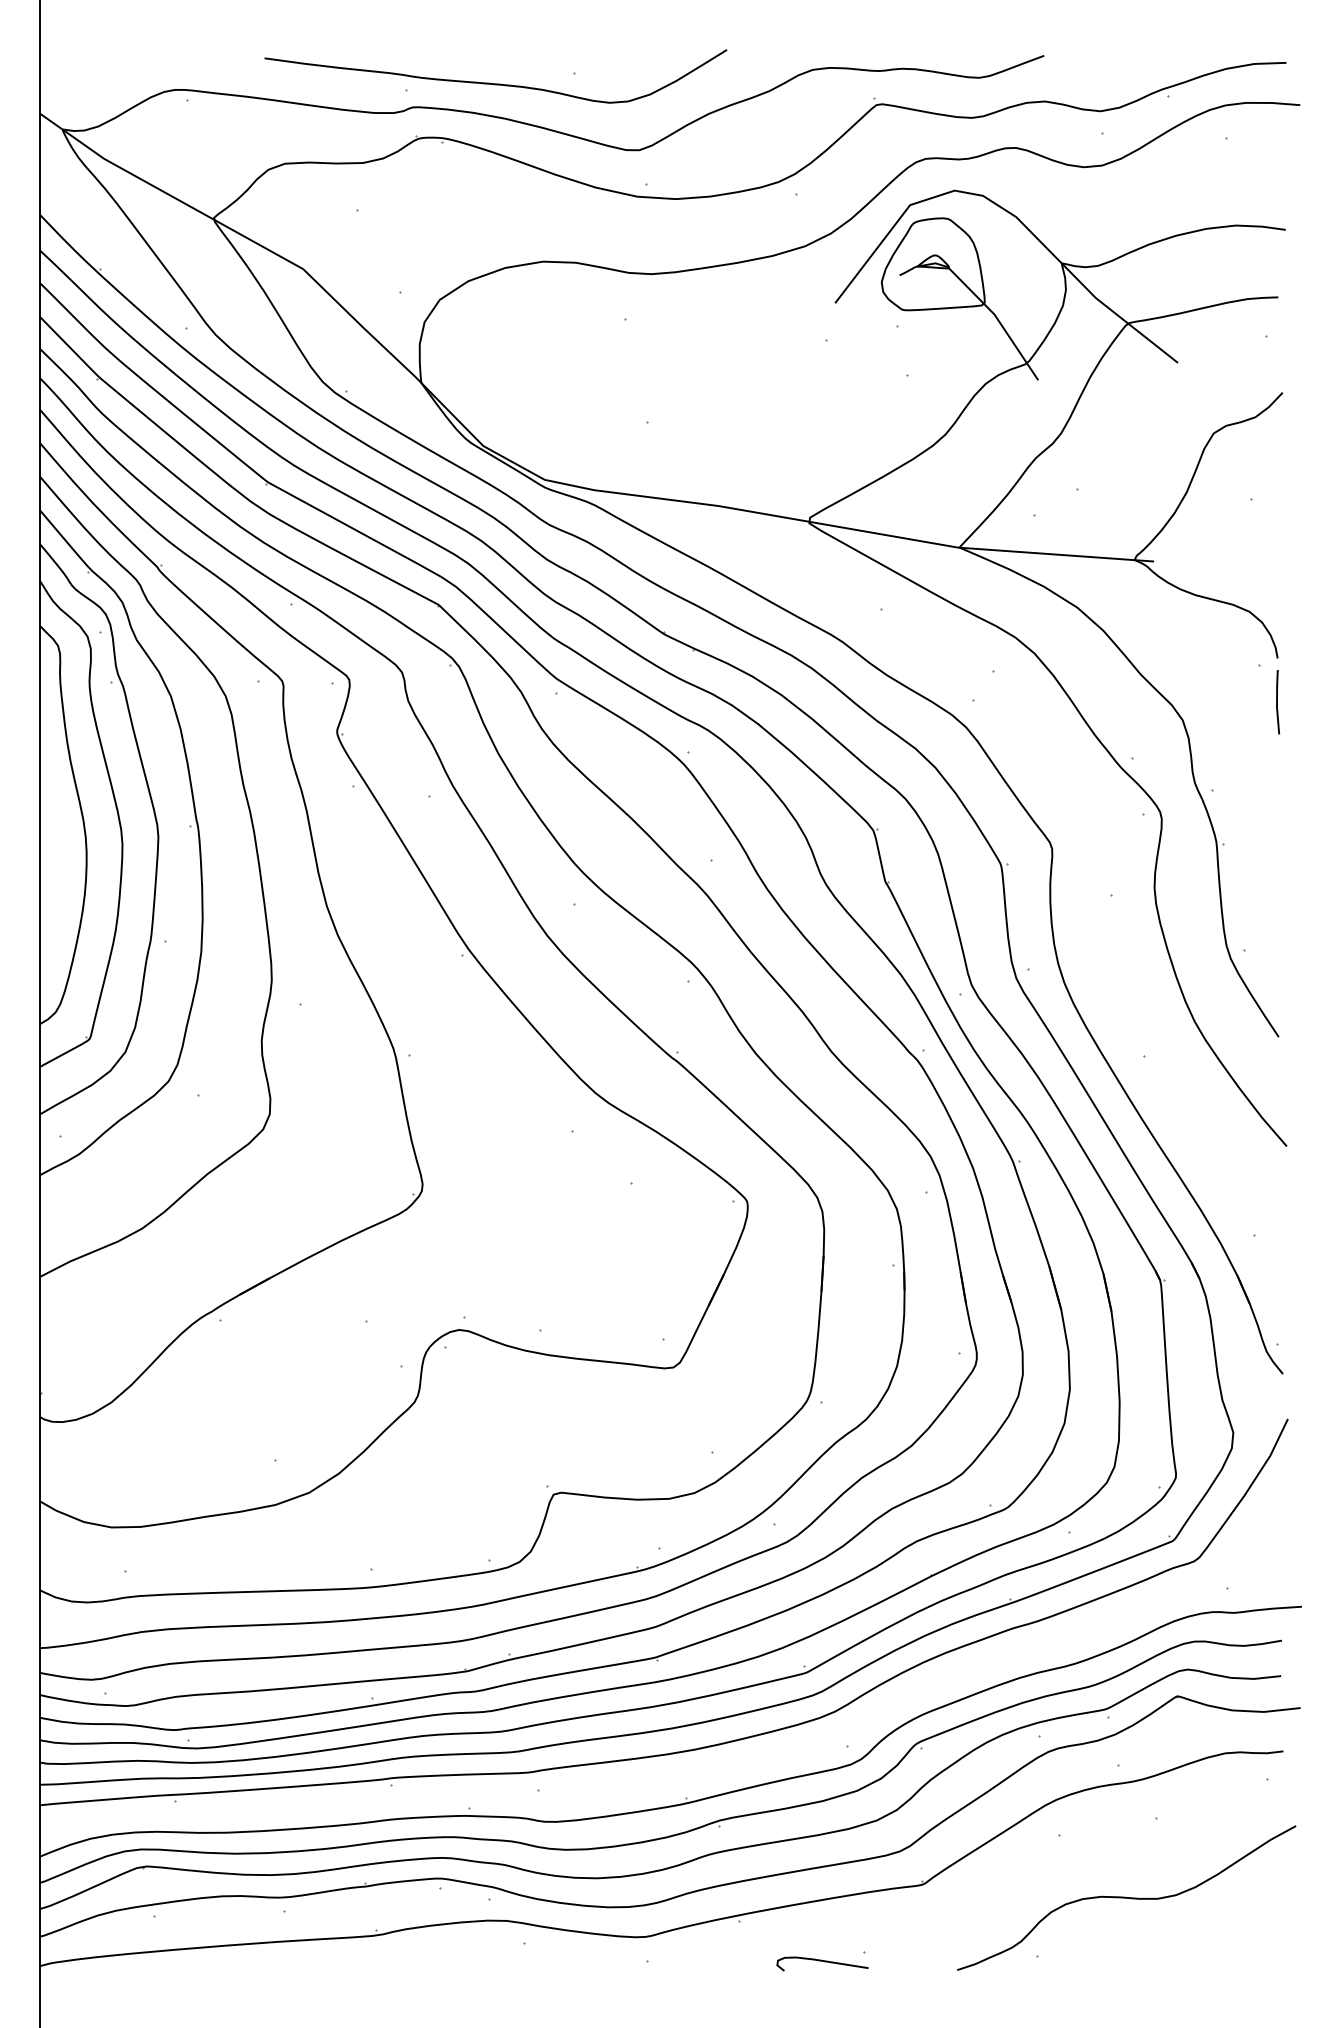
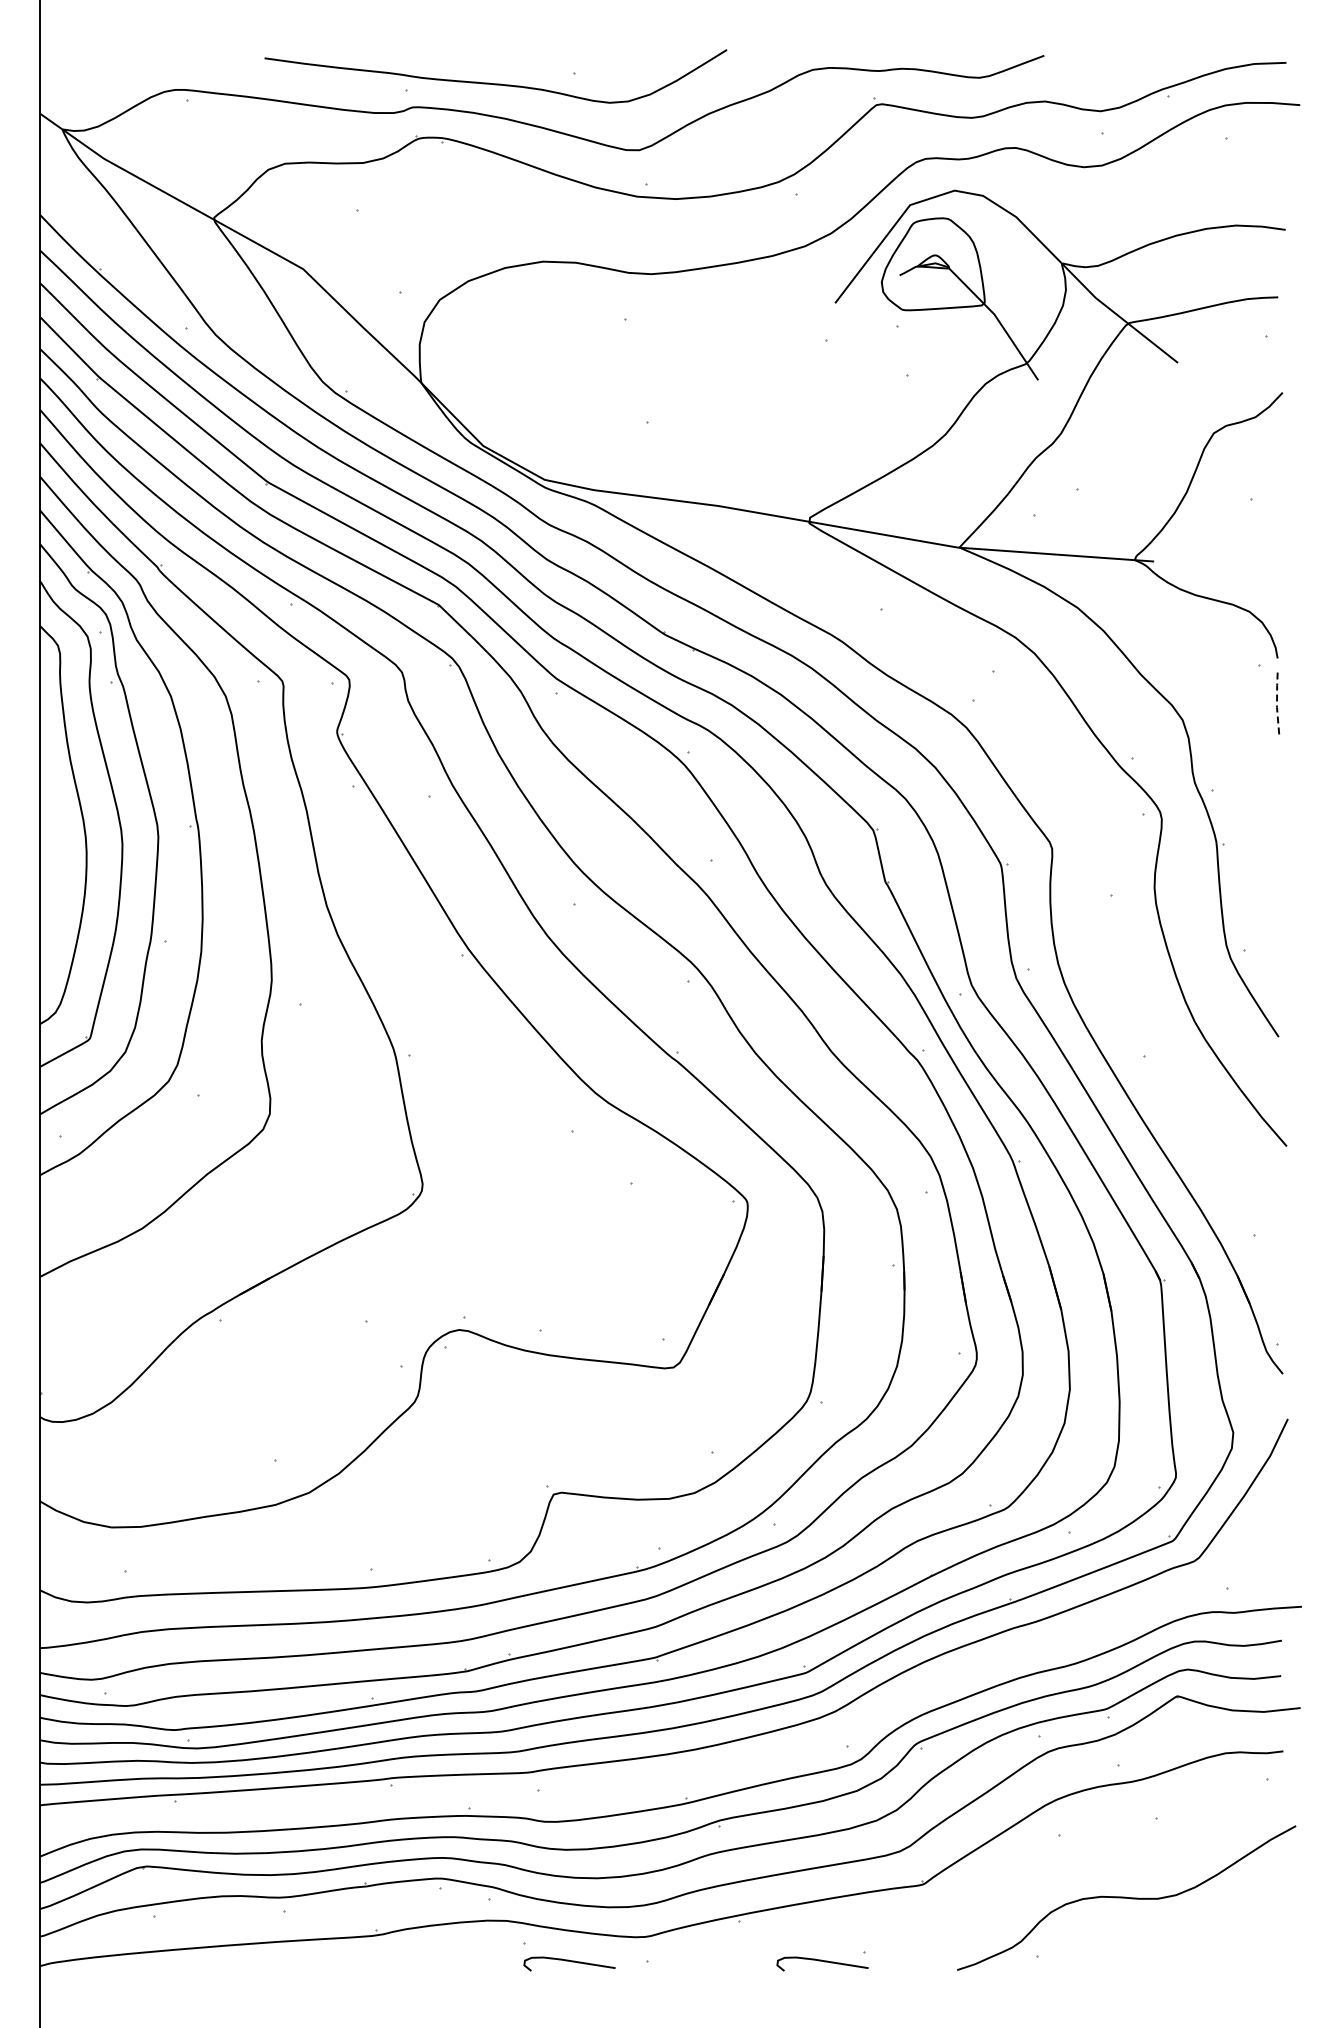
line: solid -> dashed (1277, 701)
curve: none -> present (569, 1961)
